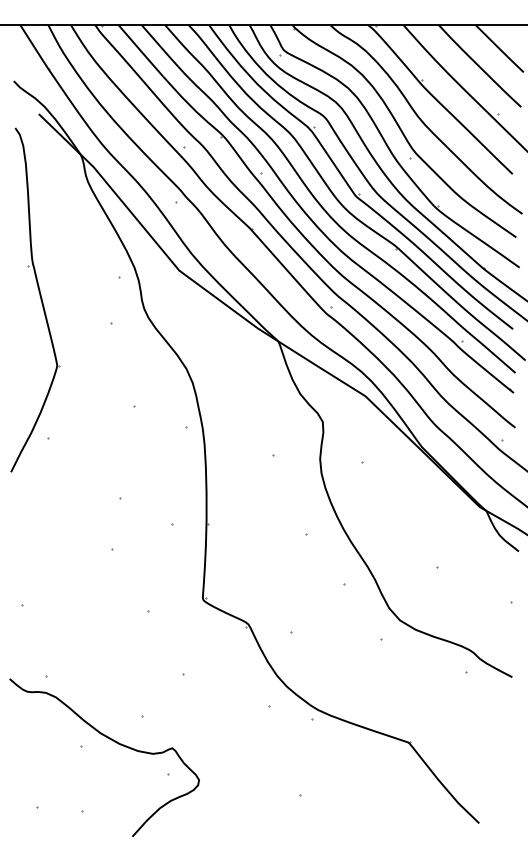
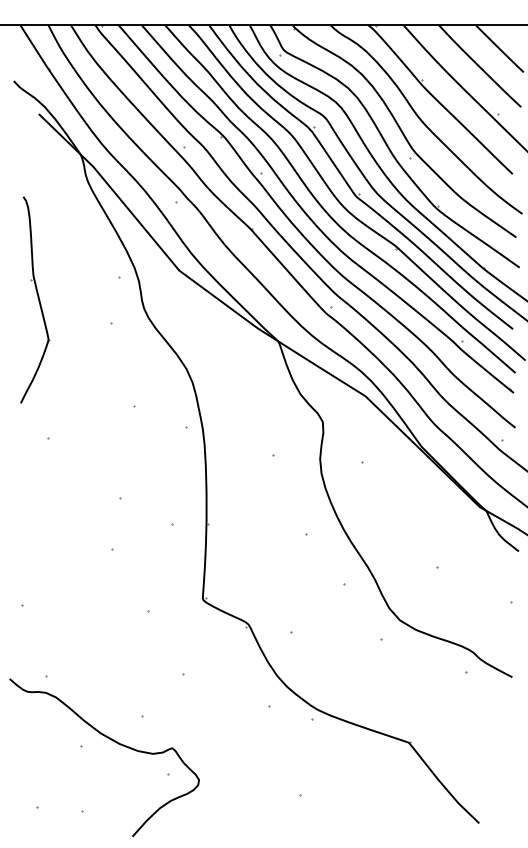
part size: 51x346 px -> 31x208 px (35, 299)
